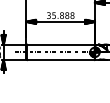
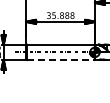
line: solid -> dashed (61, 60)
